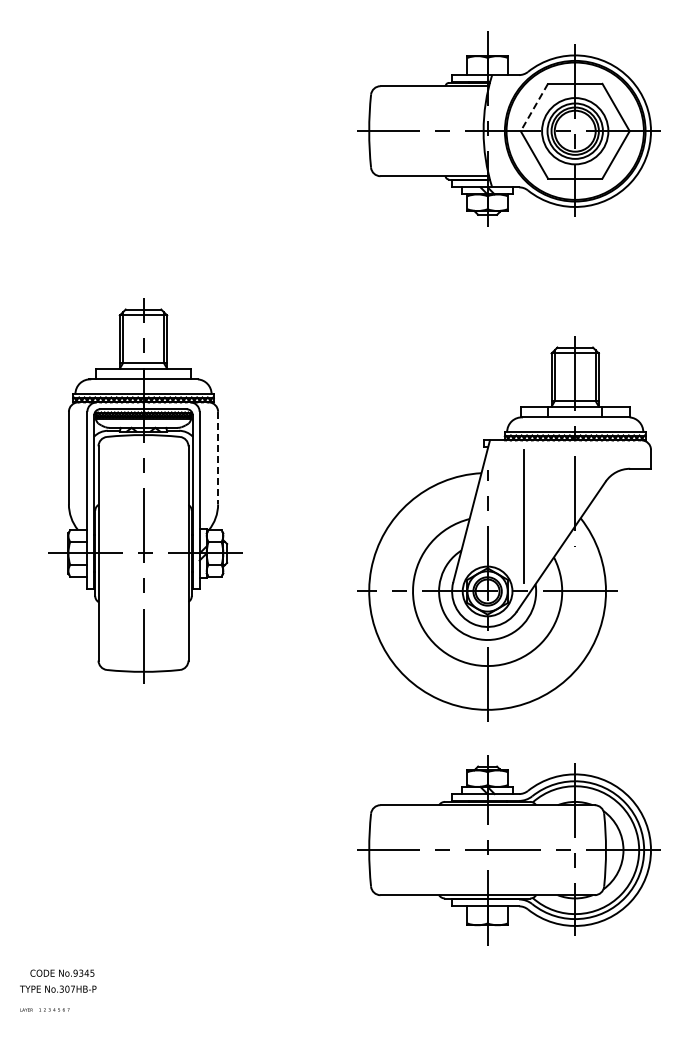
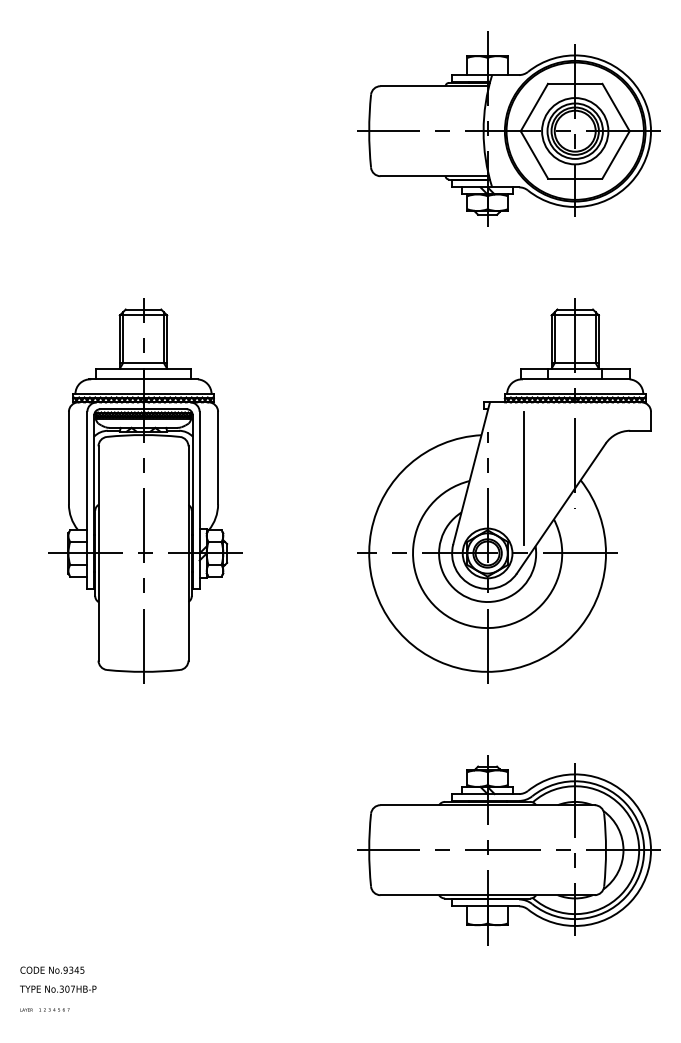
line: dashed -> solid (534, 107)
line: dashed -> solid (218, 458)
part position: (504, 528) -> (504, 490) (504, 490)
text position: (62, 972) -> (52, 969) (52, 969)
